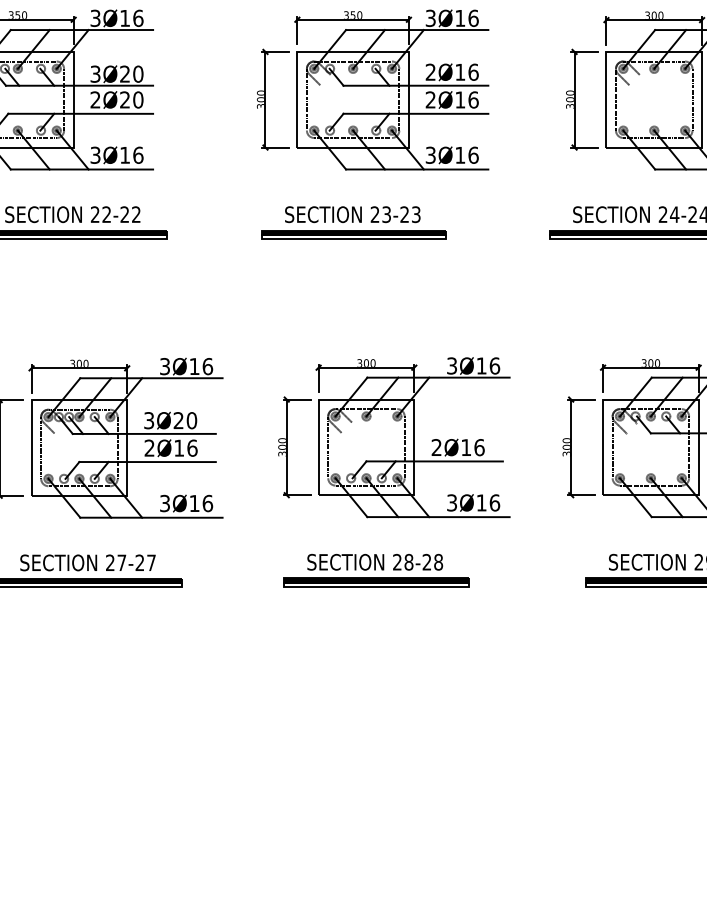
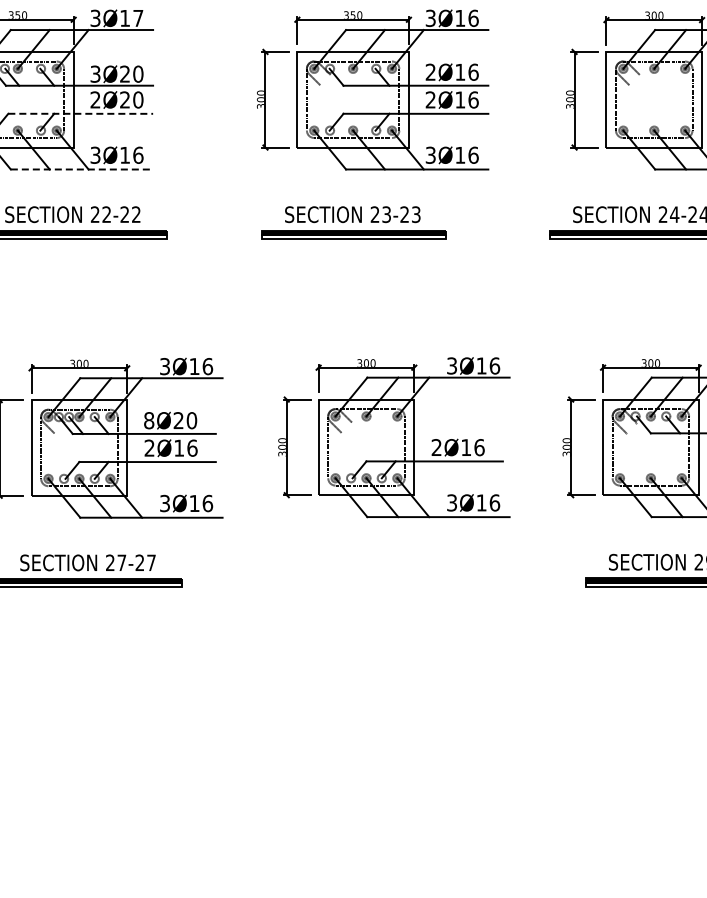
text: 3Ø16 -> 3Ø17 (138, 18)
line: solid -> dashed (81, 113)
line: solid -> dashed (82, 169)
text: 3Ø20 -> 8Ø20 (149, 420)
part: present -> none (376, 570)
